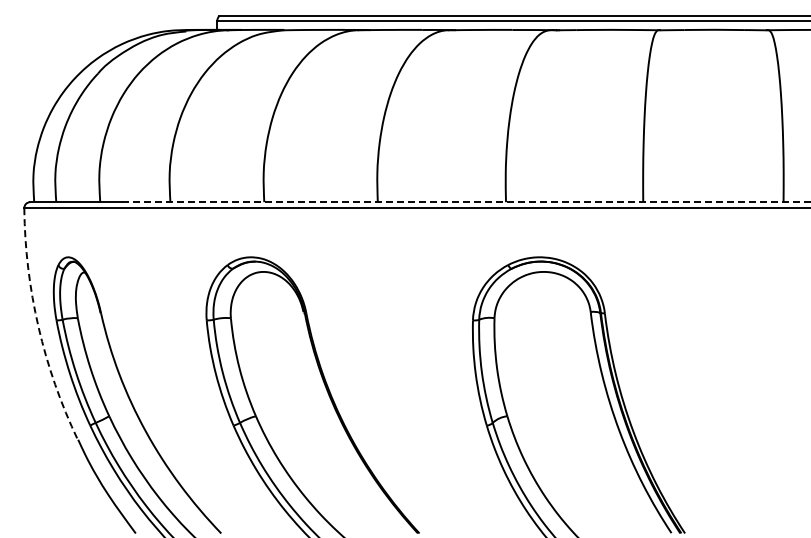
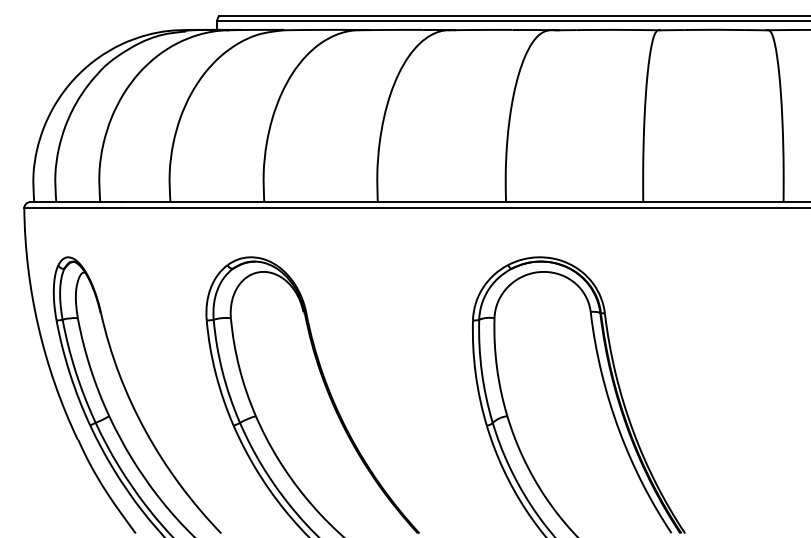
line: dashed -> solid (466, 202)
arc: dashed -> solid (38, 326)
